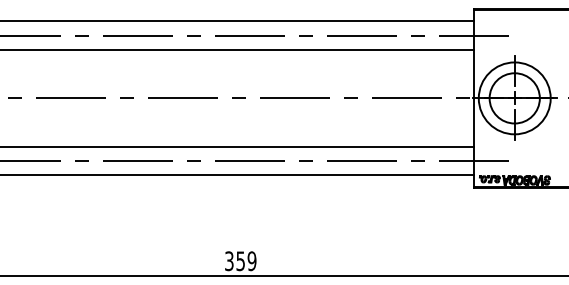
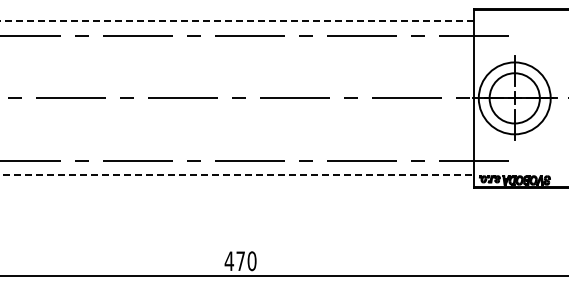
line: solid -> dashed (237, 21)
line: present -> none (238, 50)
line: present -> none (238, 146)
line: solid -> dashed (237, 175)
text: 359 -> 470 (240, 261)
